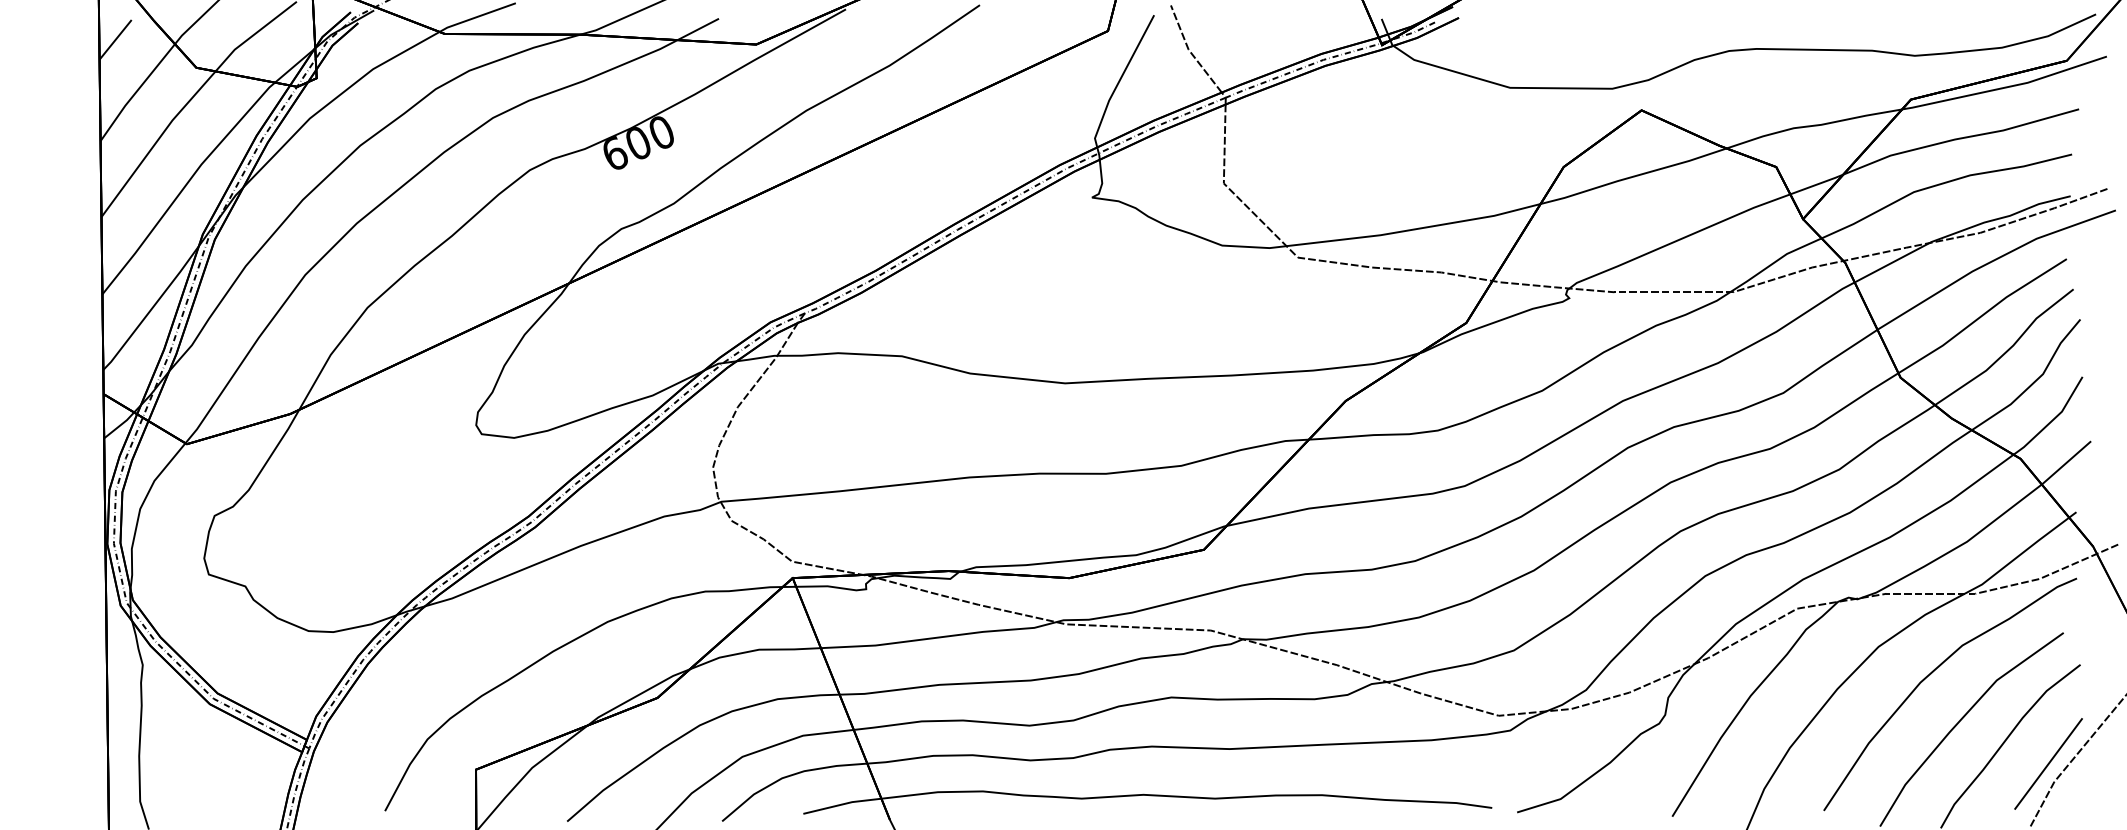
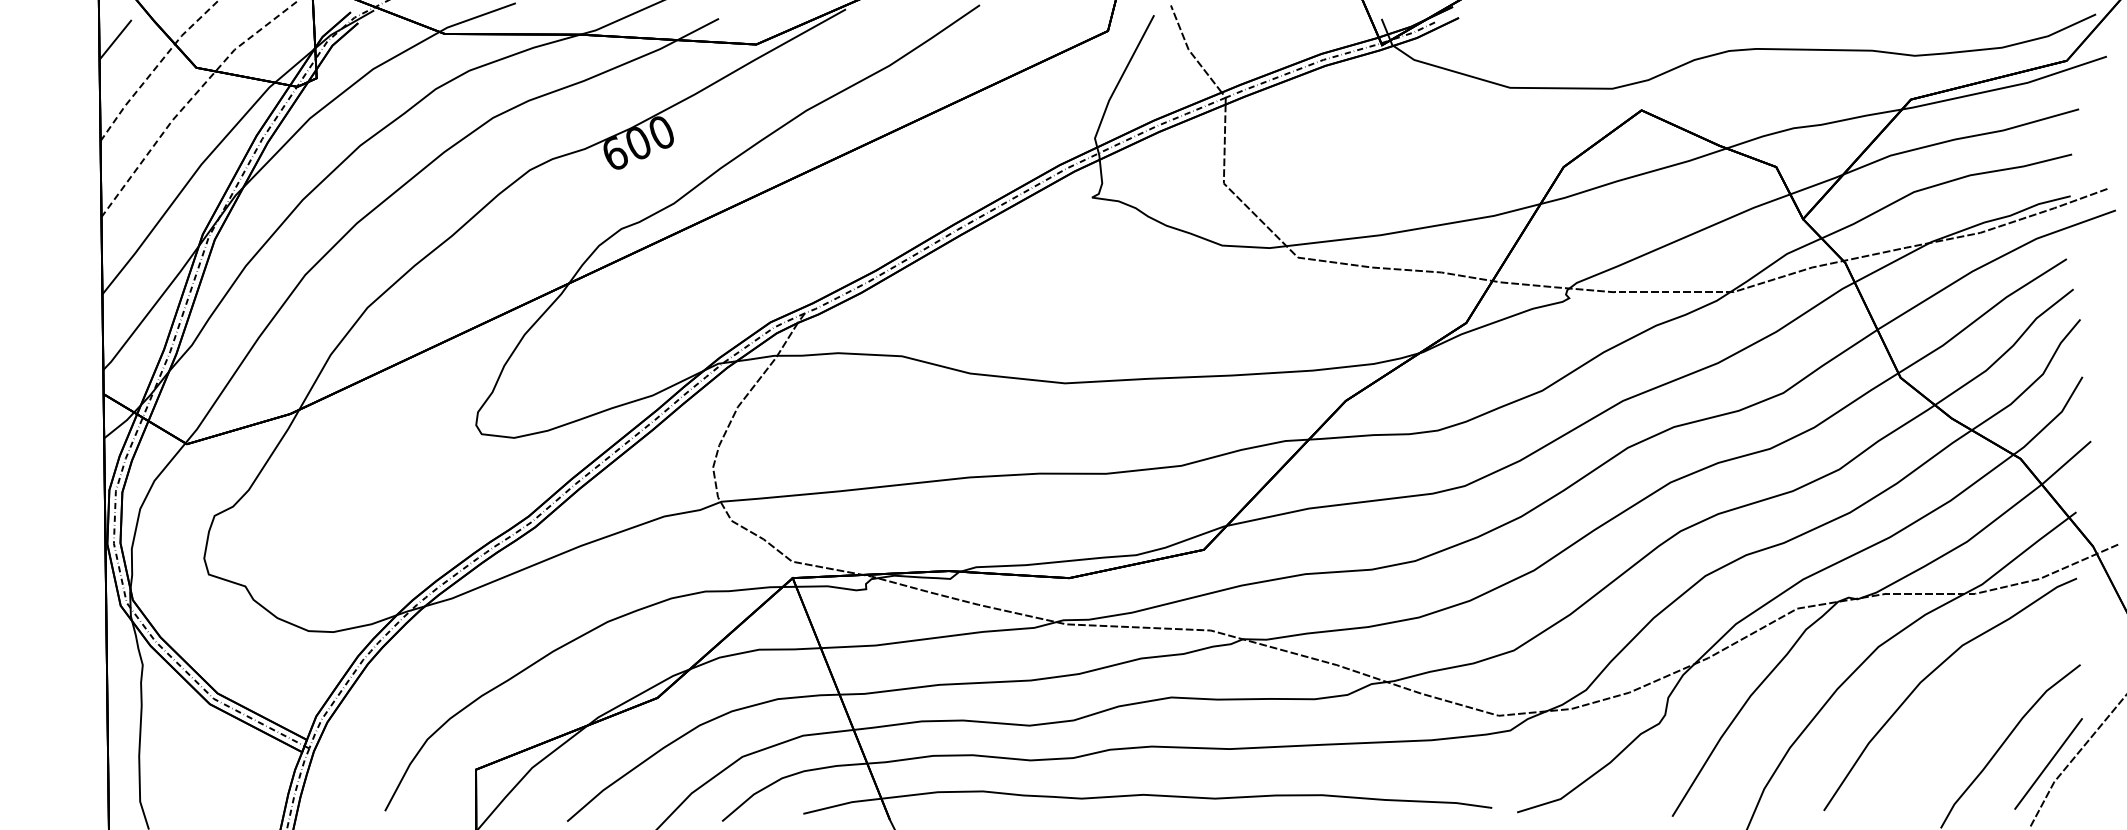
line: solid -> dashed (156, 67)
line: solid -> dashed (189, 101)
line: present -> none (1962, 719)
